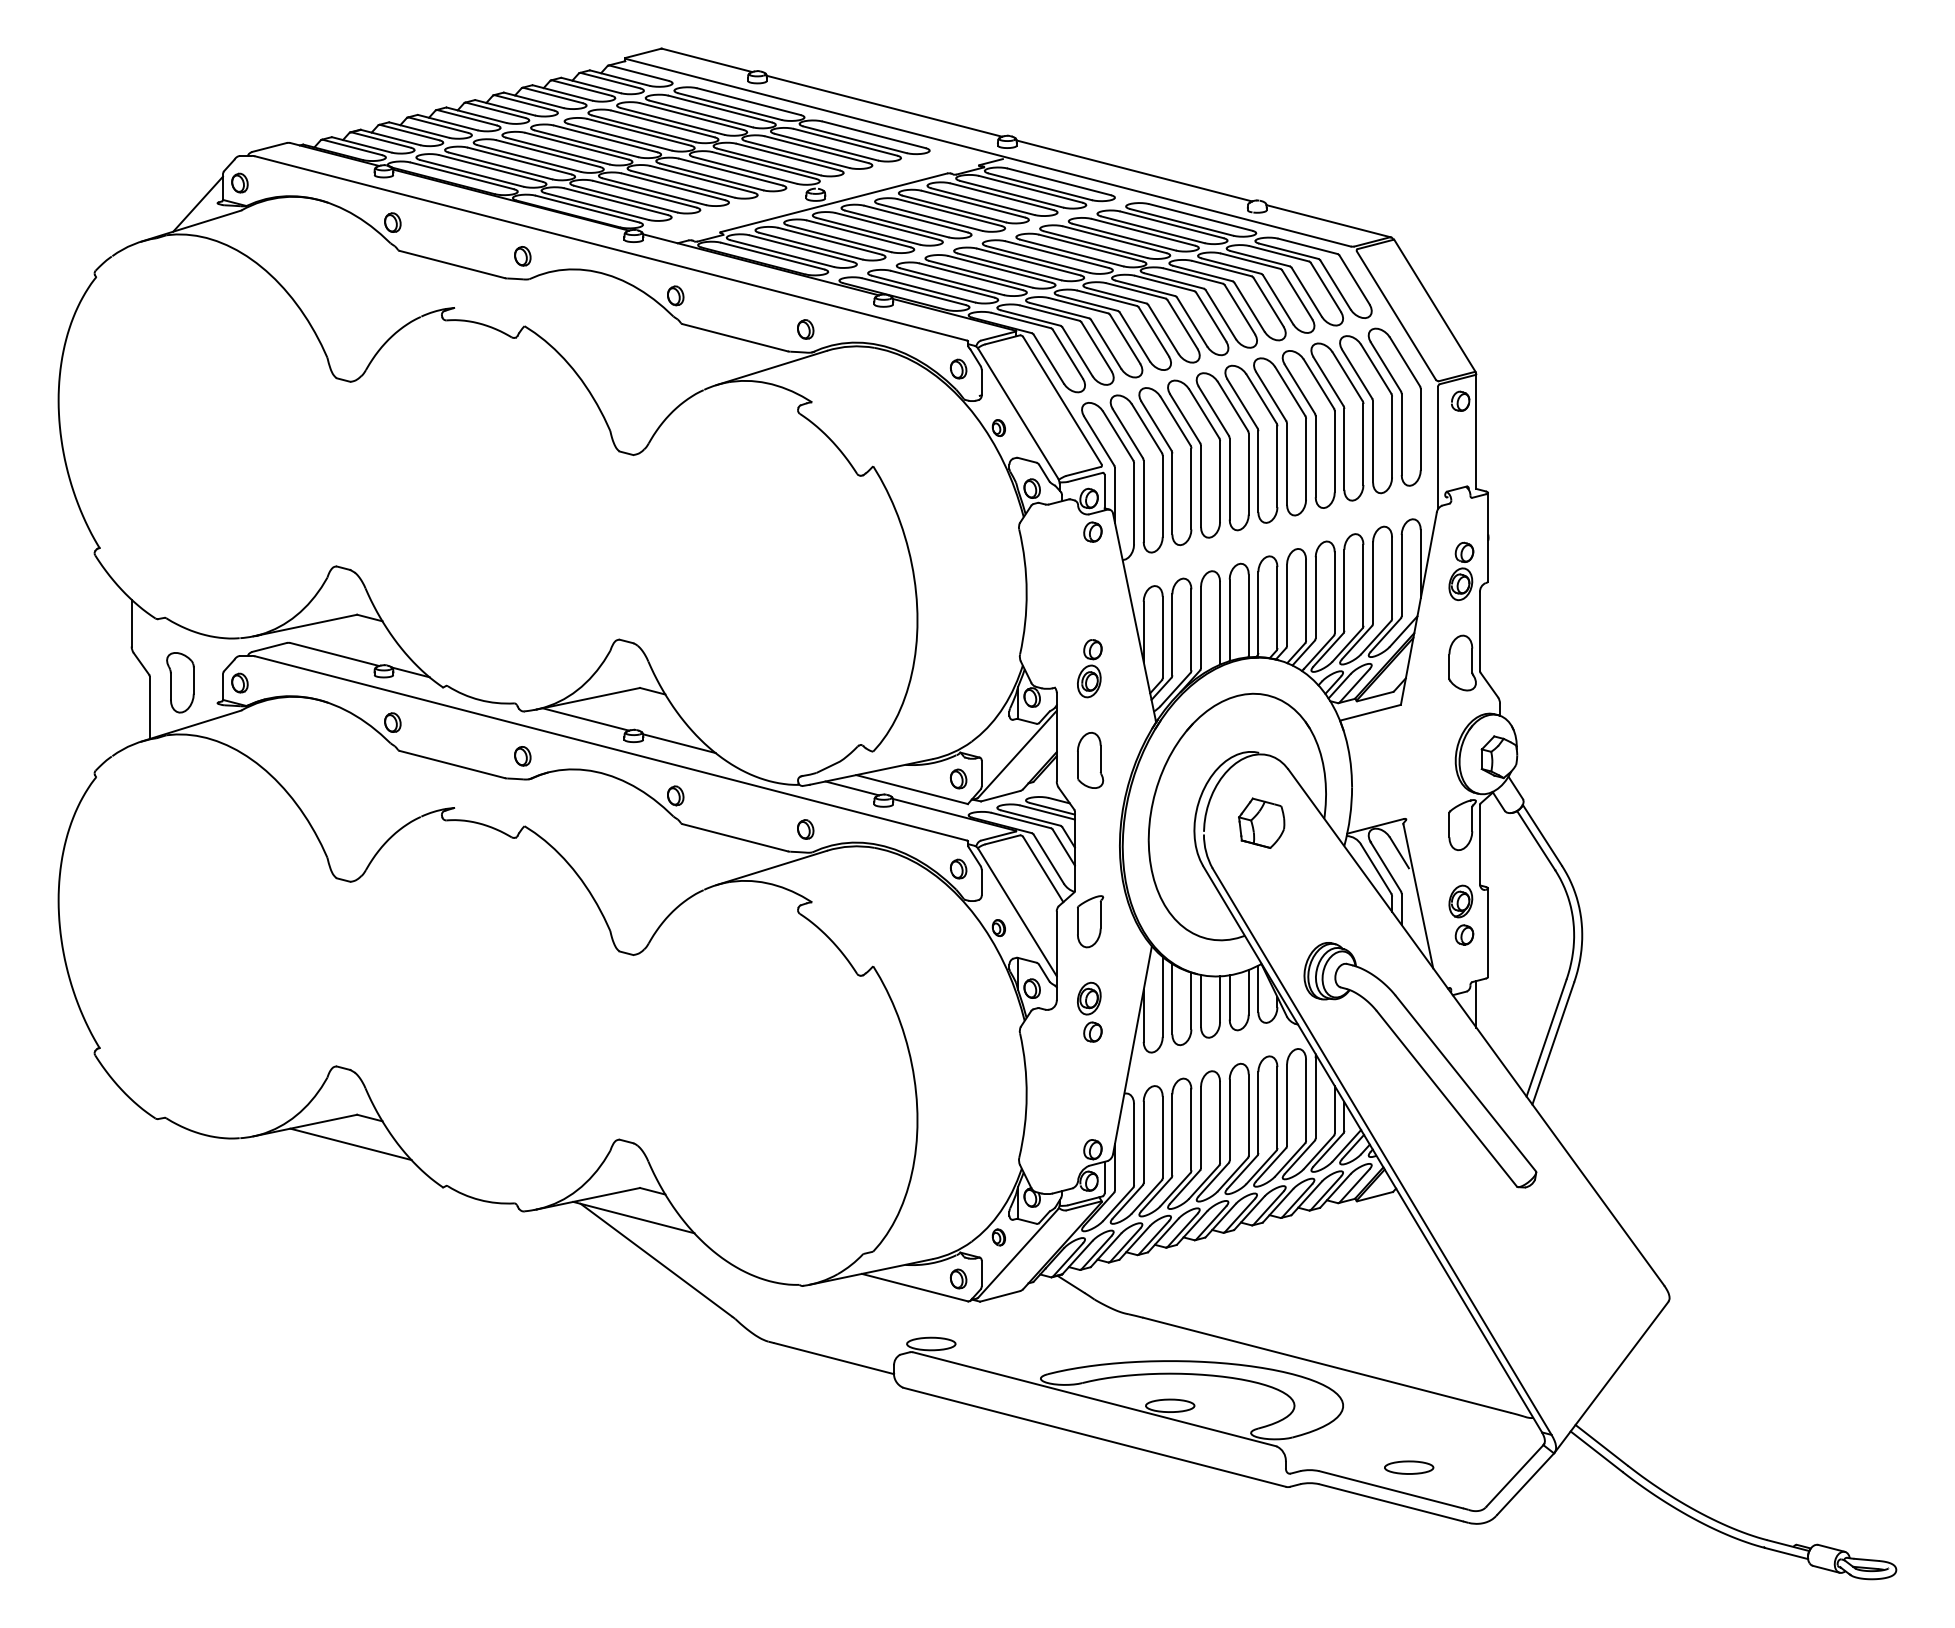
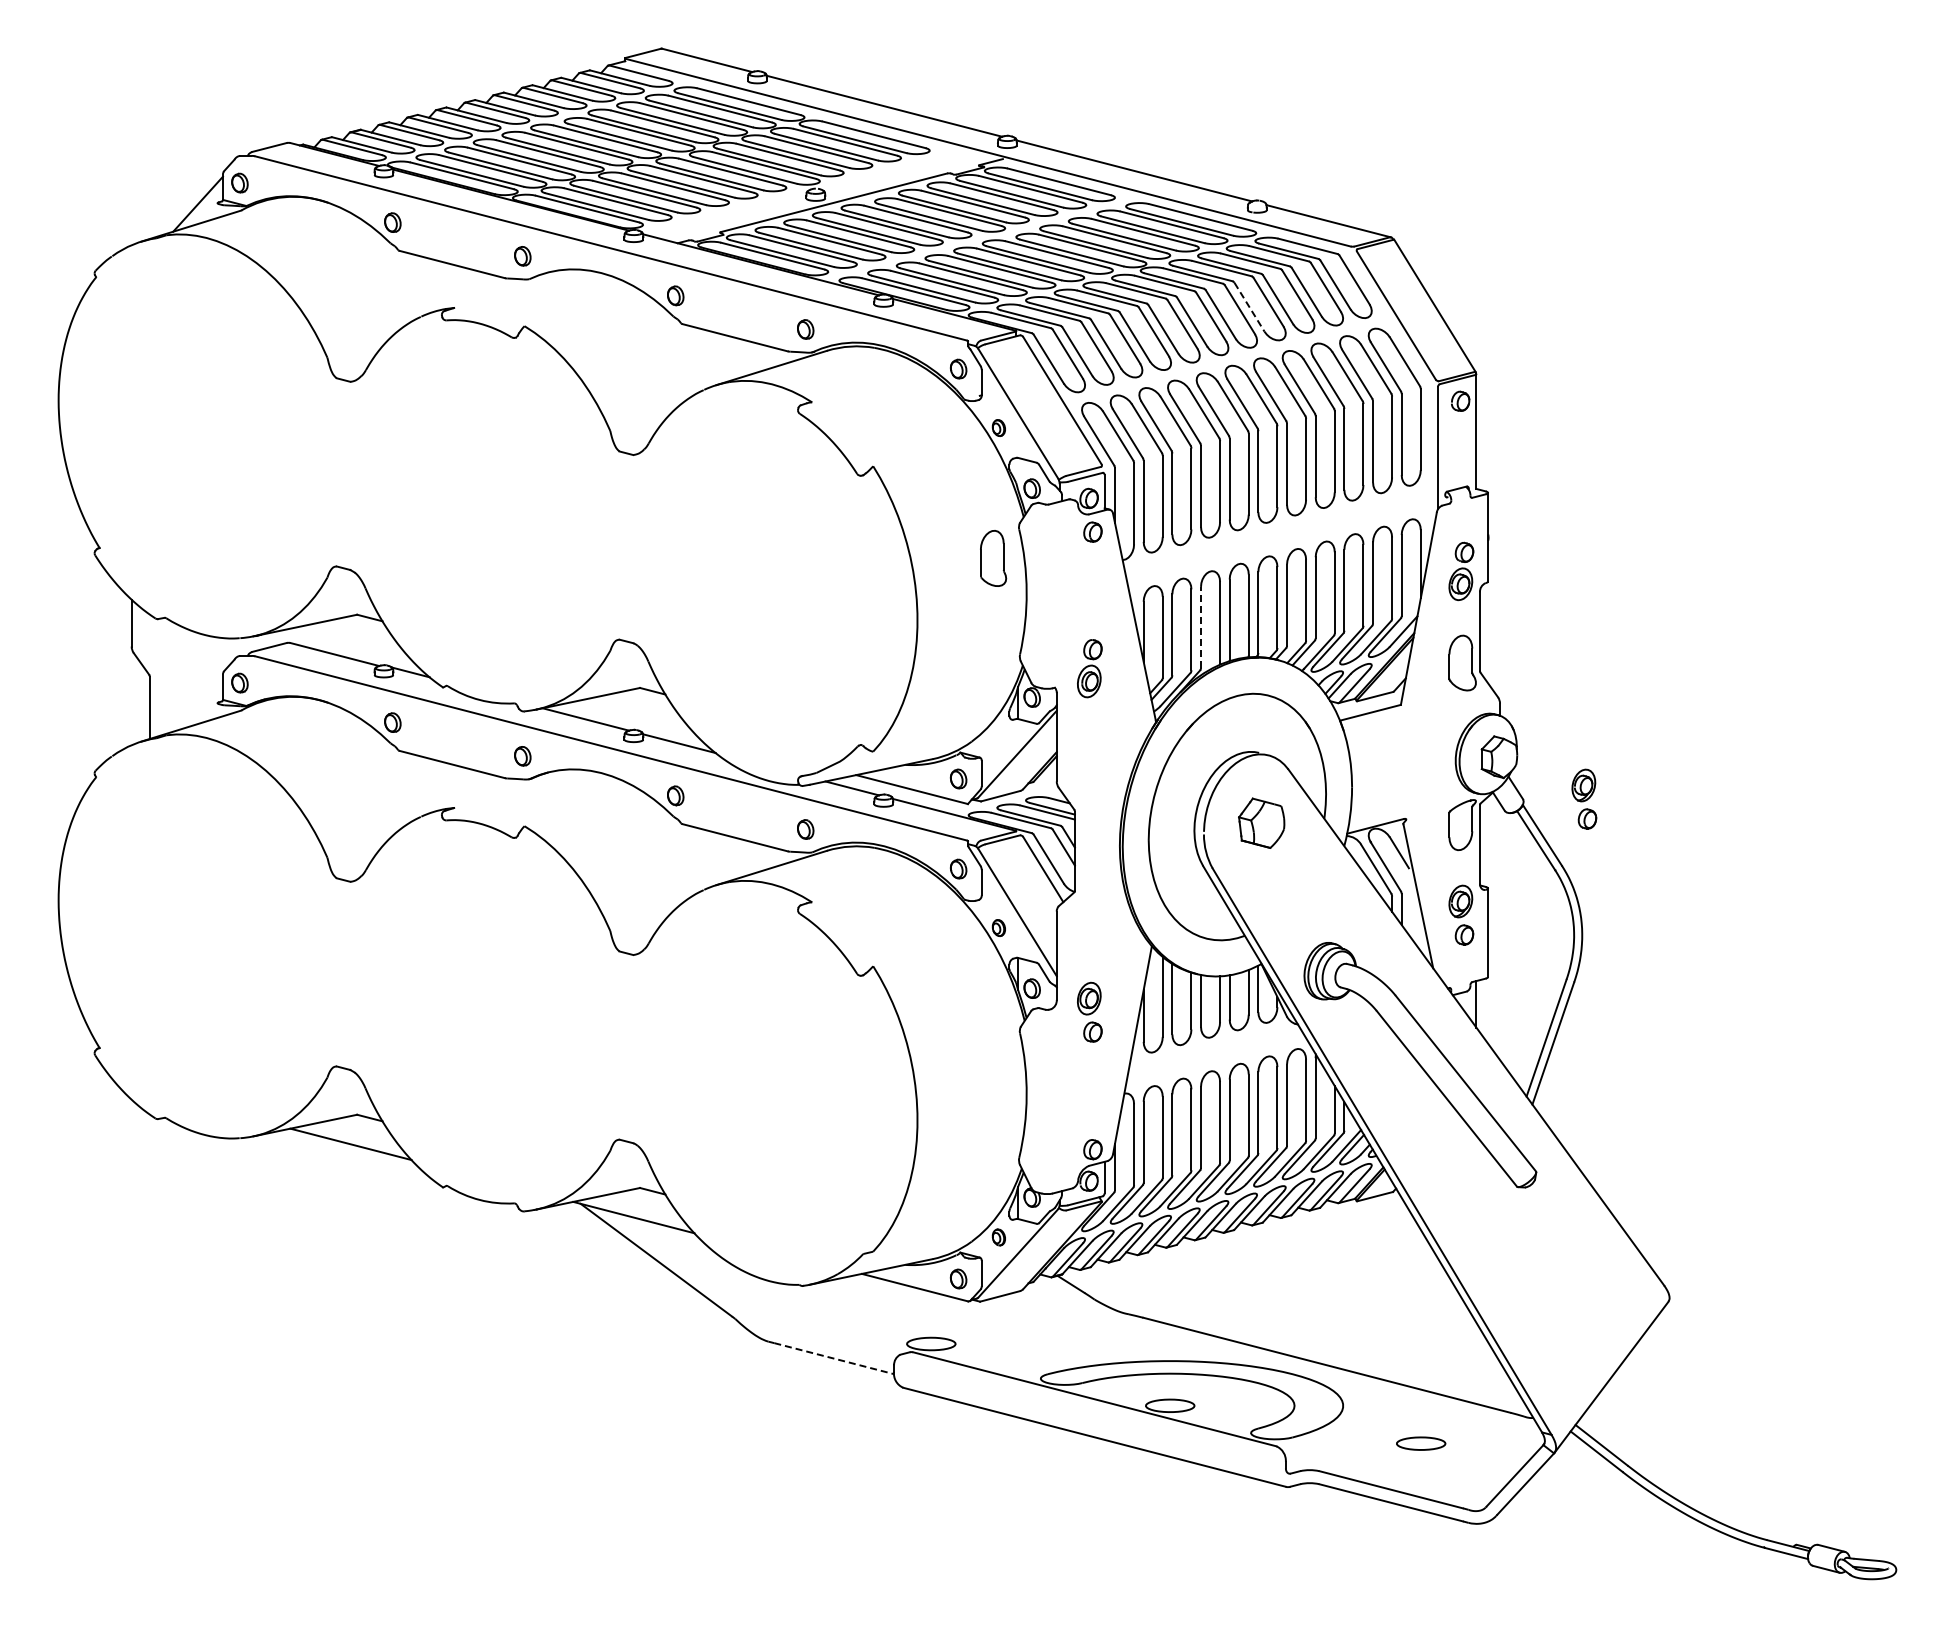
line: solid -> dashed (1249, 307)
line: solid -> dashed (1201, 626)
part: present -> none (180, 682)
part position: (1090, 760) -> (993, 558) (993, 558)
part: none -> present (1584, 798)
part: present -> none (1090, 921)
line: solid -> dashed (834, 1358)
part position: (1409, 1467) -> (1421, 1443) (1421, 1443)
